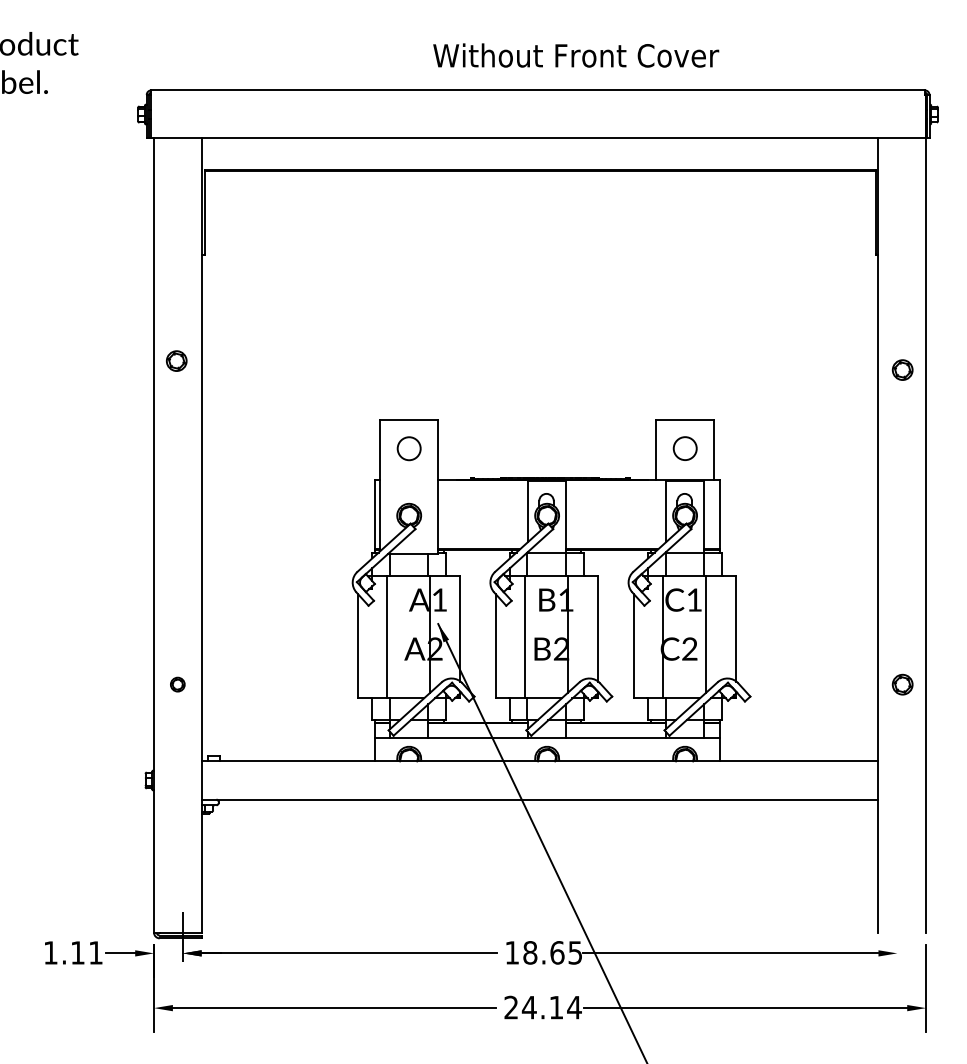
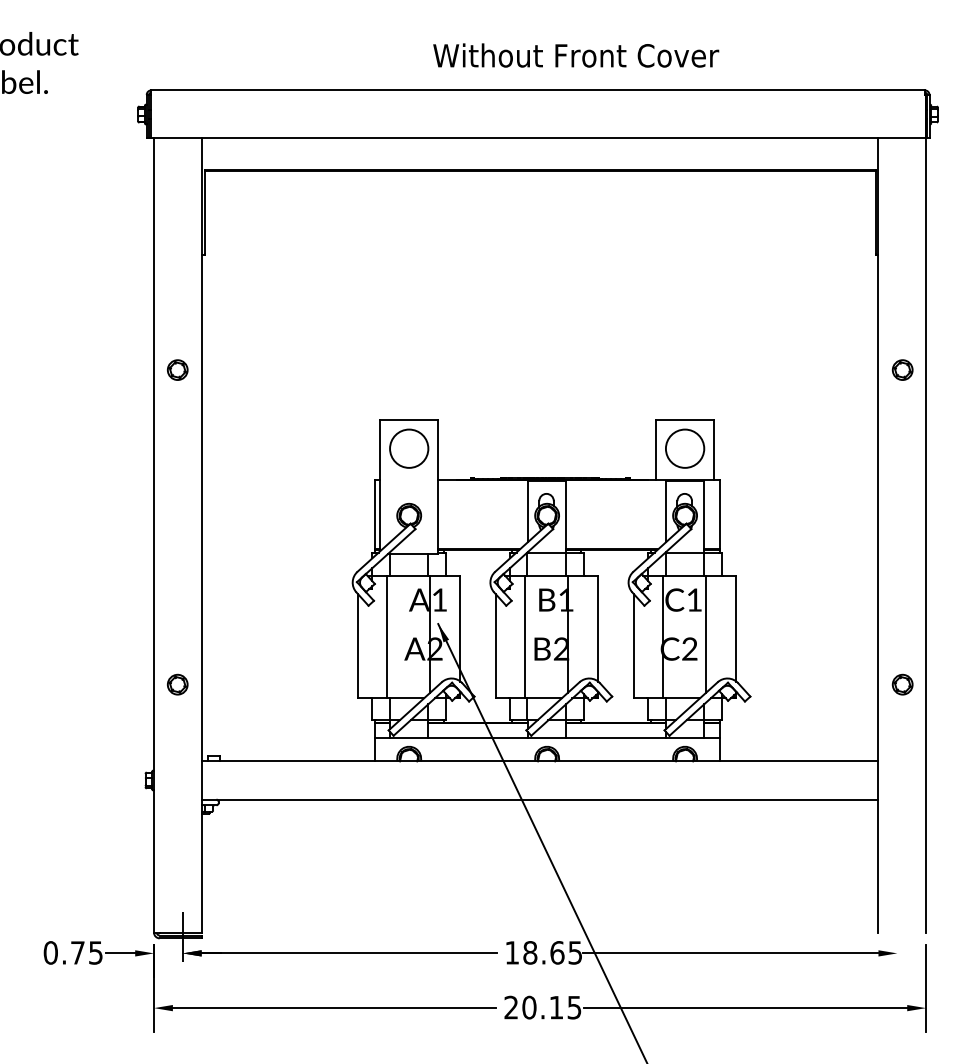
part position: (176, 360) -> (177, 369) (177, 369)
circle diameter: 23 px -> 38 px (409, 448)
circle size: 26x25 px -> 41x41 px (685, 448)
part size: 16x17 px -> 22x23 px (177, 684)
text: 1.11 -> 0.75 (72, 952)
text: 24.14 -> 20.15 (551, 1007)
